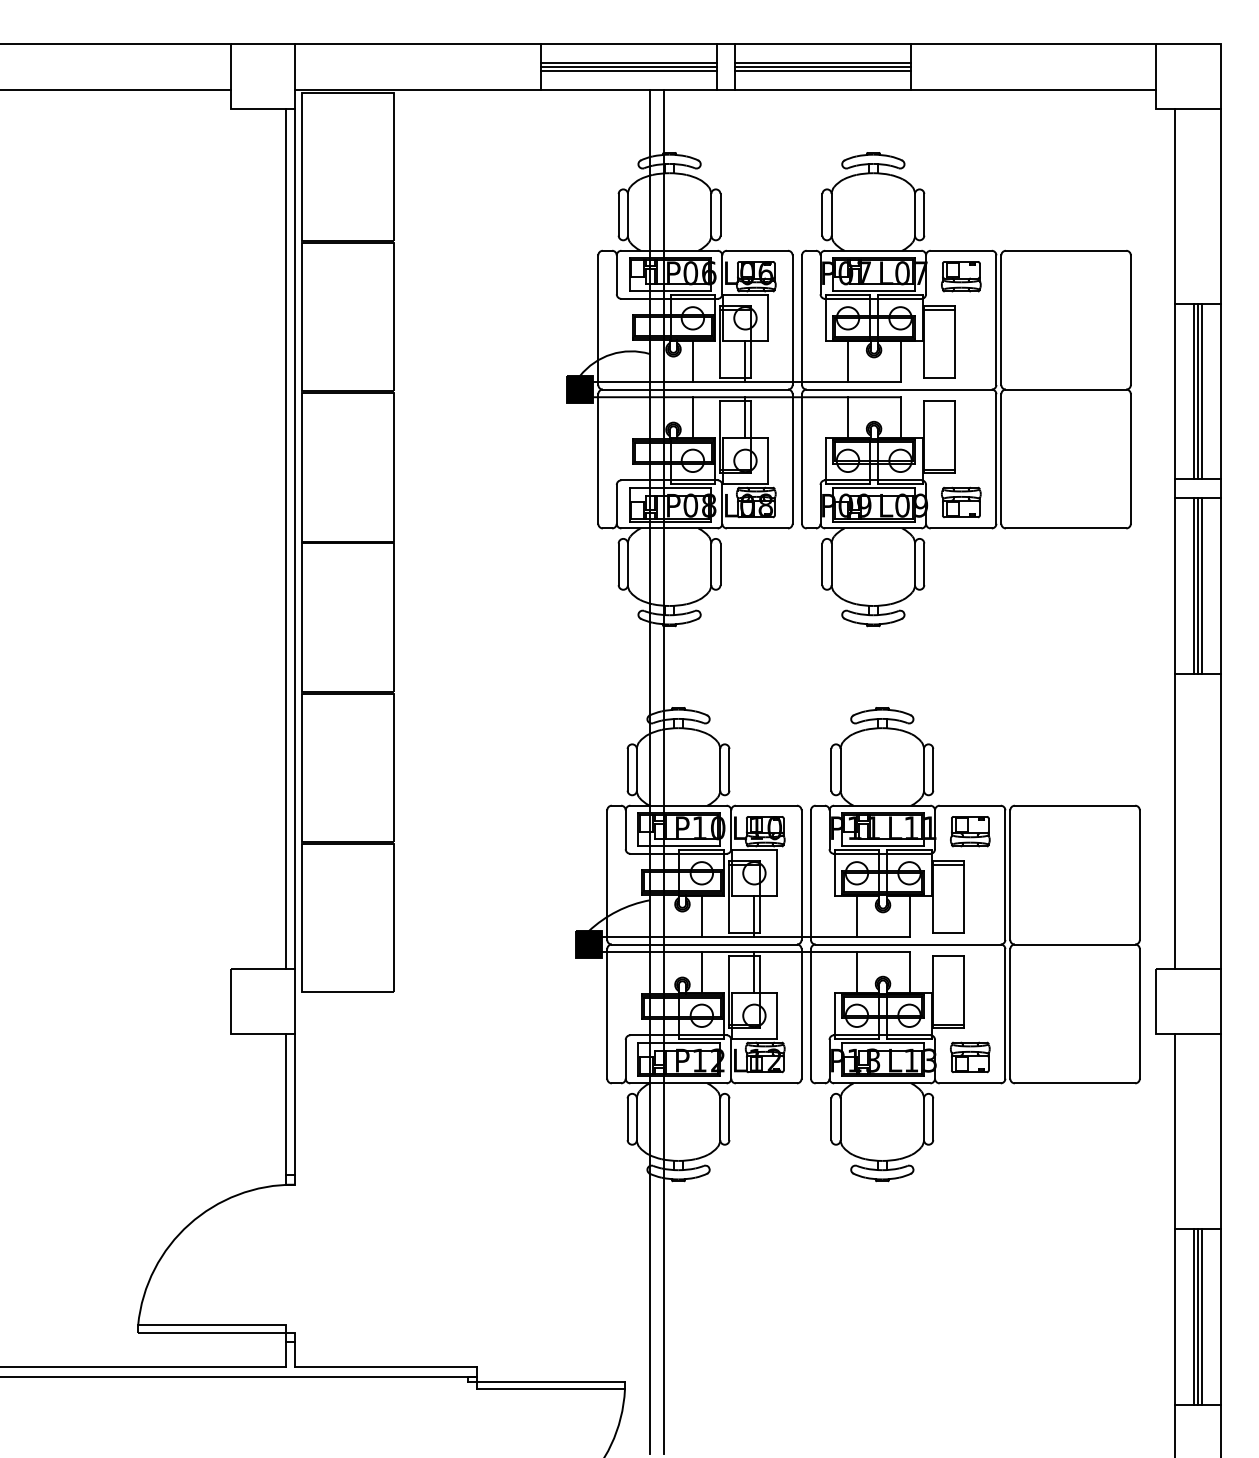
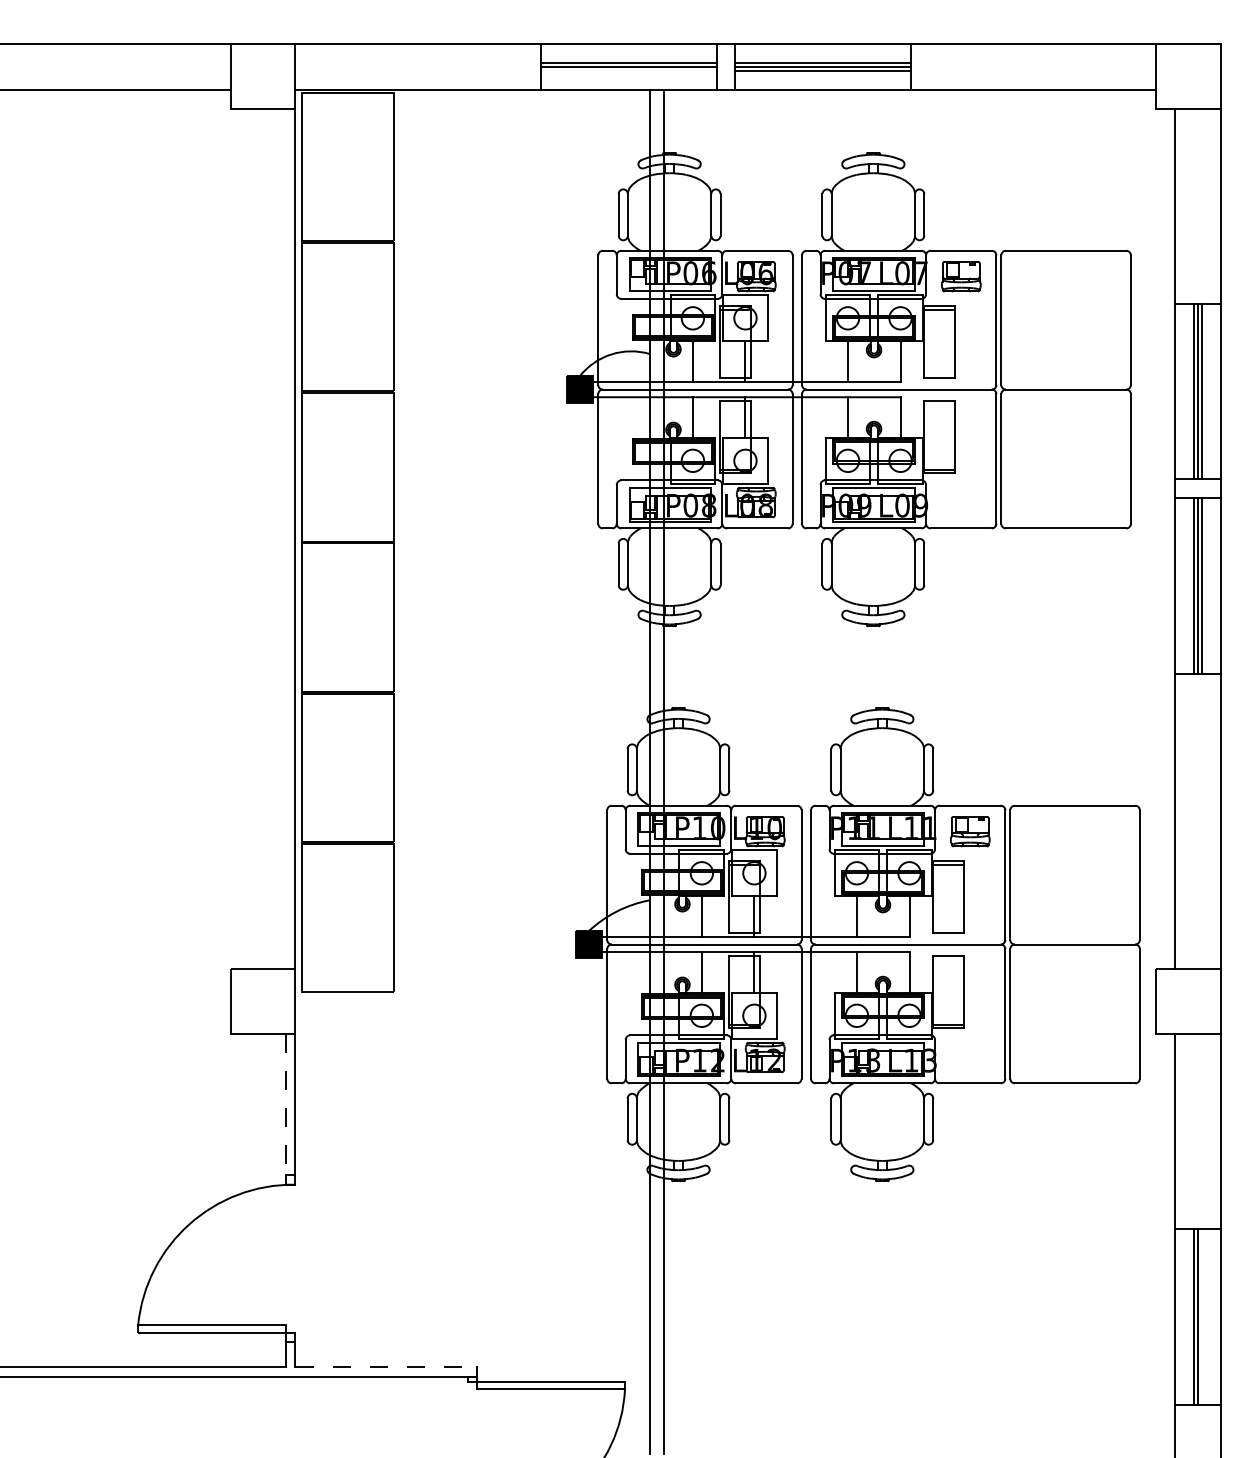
line: present -> none (628, 70)
part: present -> none (961, 502)
line: present -> none (286, 538)
part: present -> none (970, 1057)
line: solid -> dashed (286, 1104)
line: present -> none (1201, 1317)
line: solid -> dashed (386, 1367)
